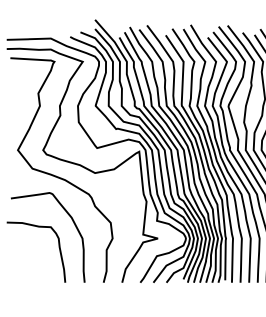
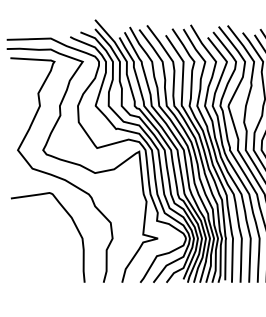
curve: present -> none (58, 247)
